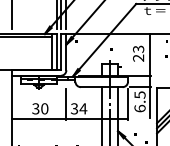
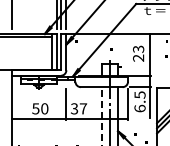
text: 30 -> 50 (35, 108)
text: 34 -> 37 (83, 108)
line: solid -> dashed (101, 116)
